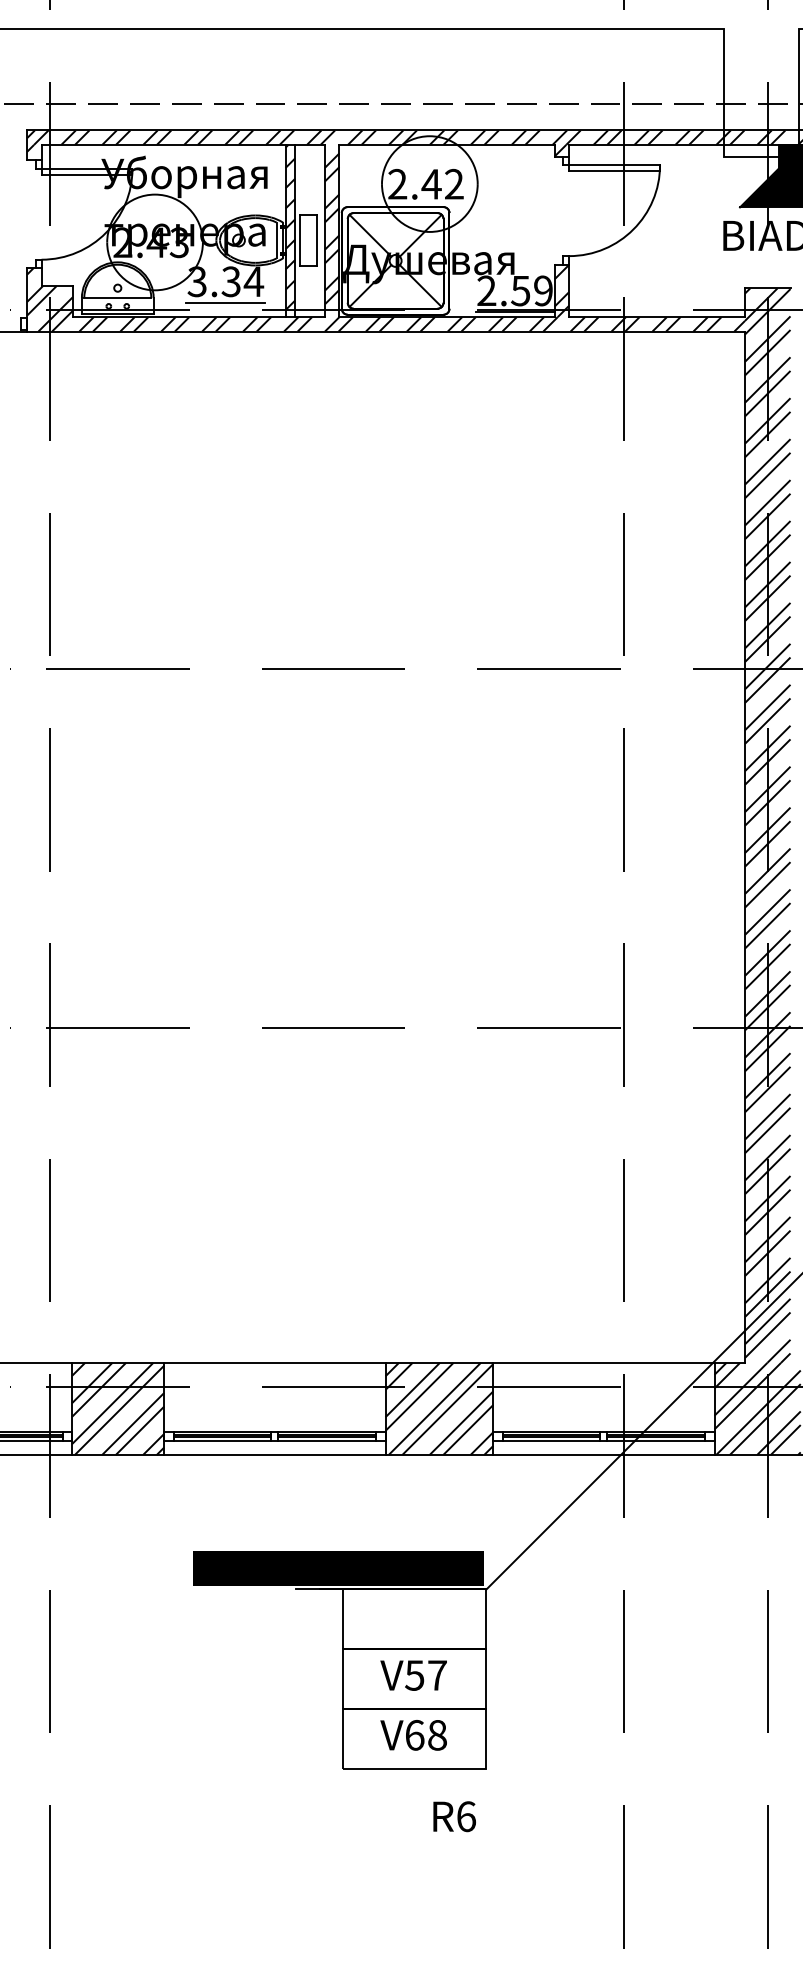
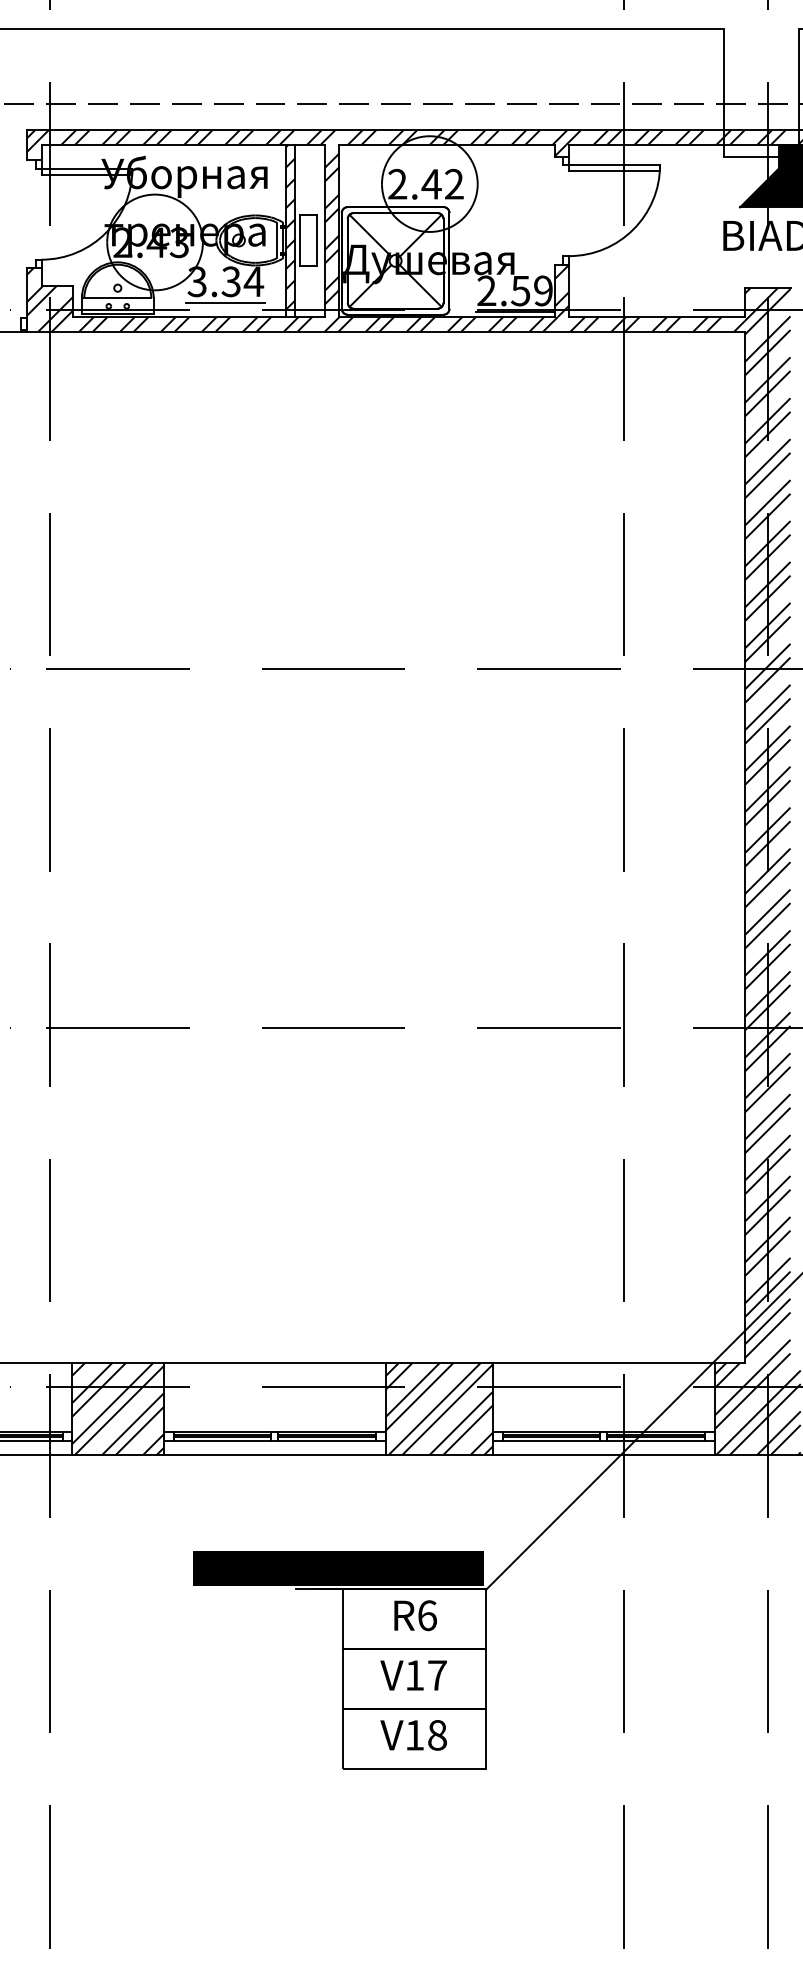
text: V57 -> V17 (414, 1675)
text: V68 -> V18 (415, 1734)
text position: (454, 1816) -> (415, 1615) (415, 1615)
